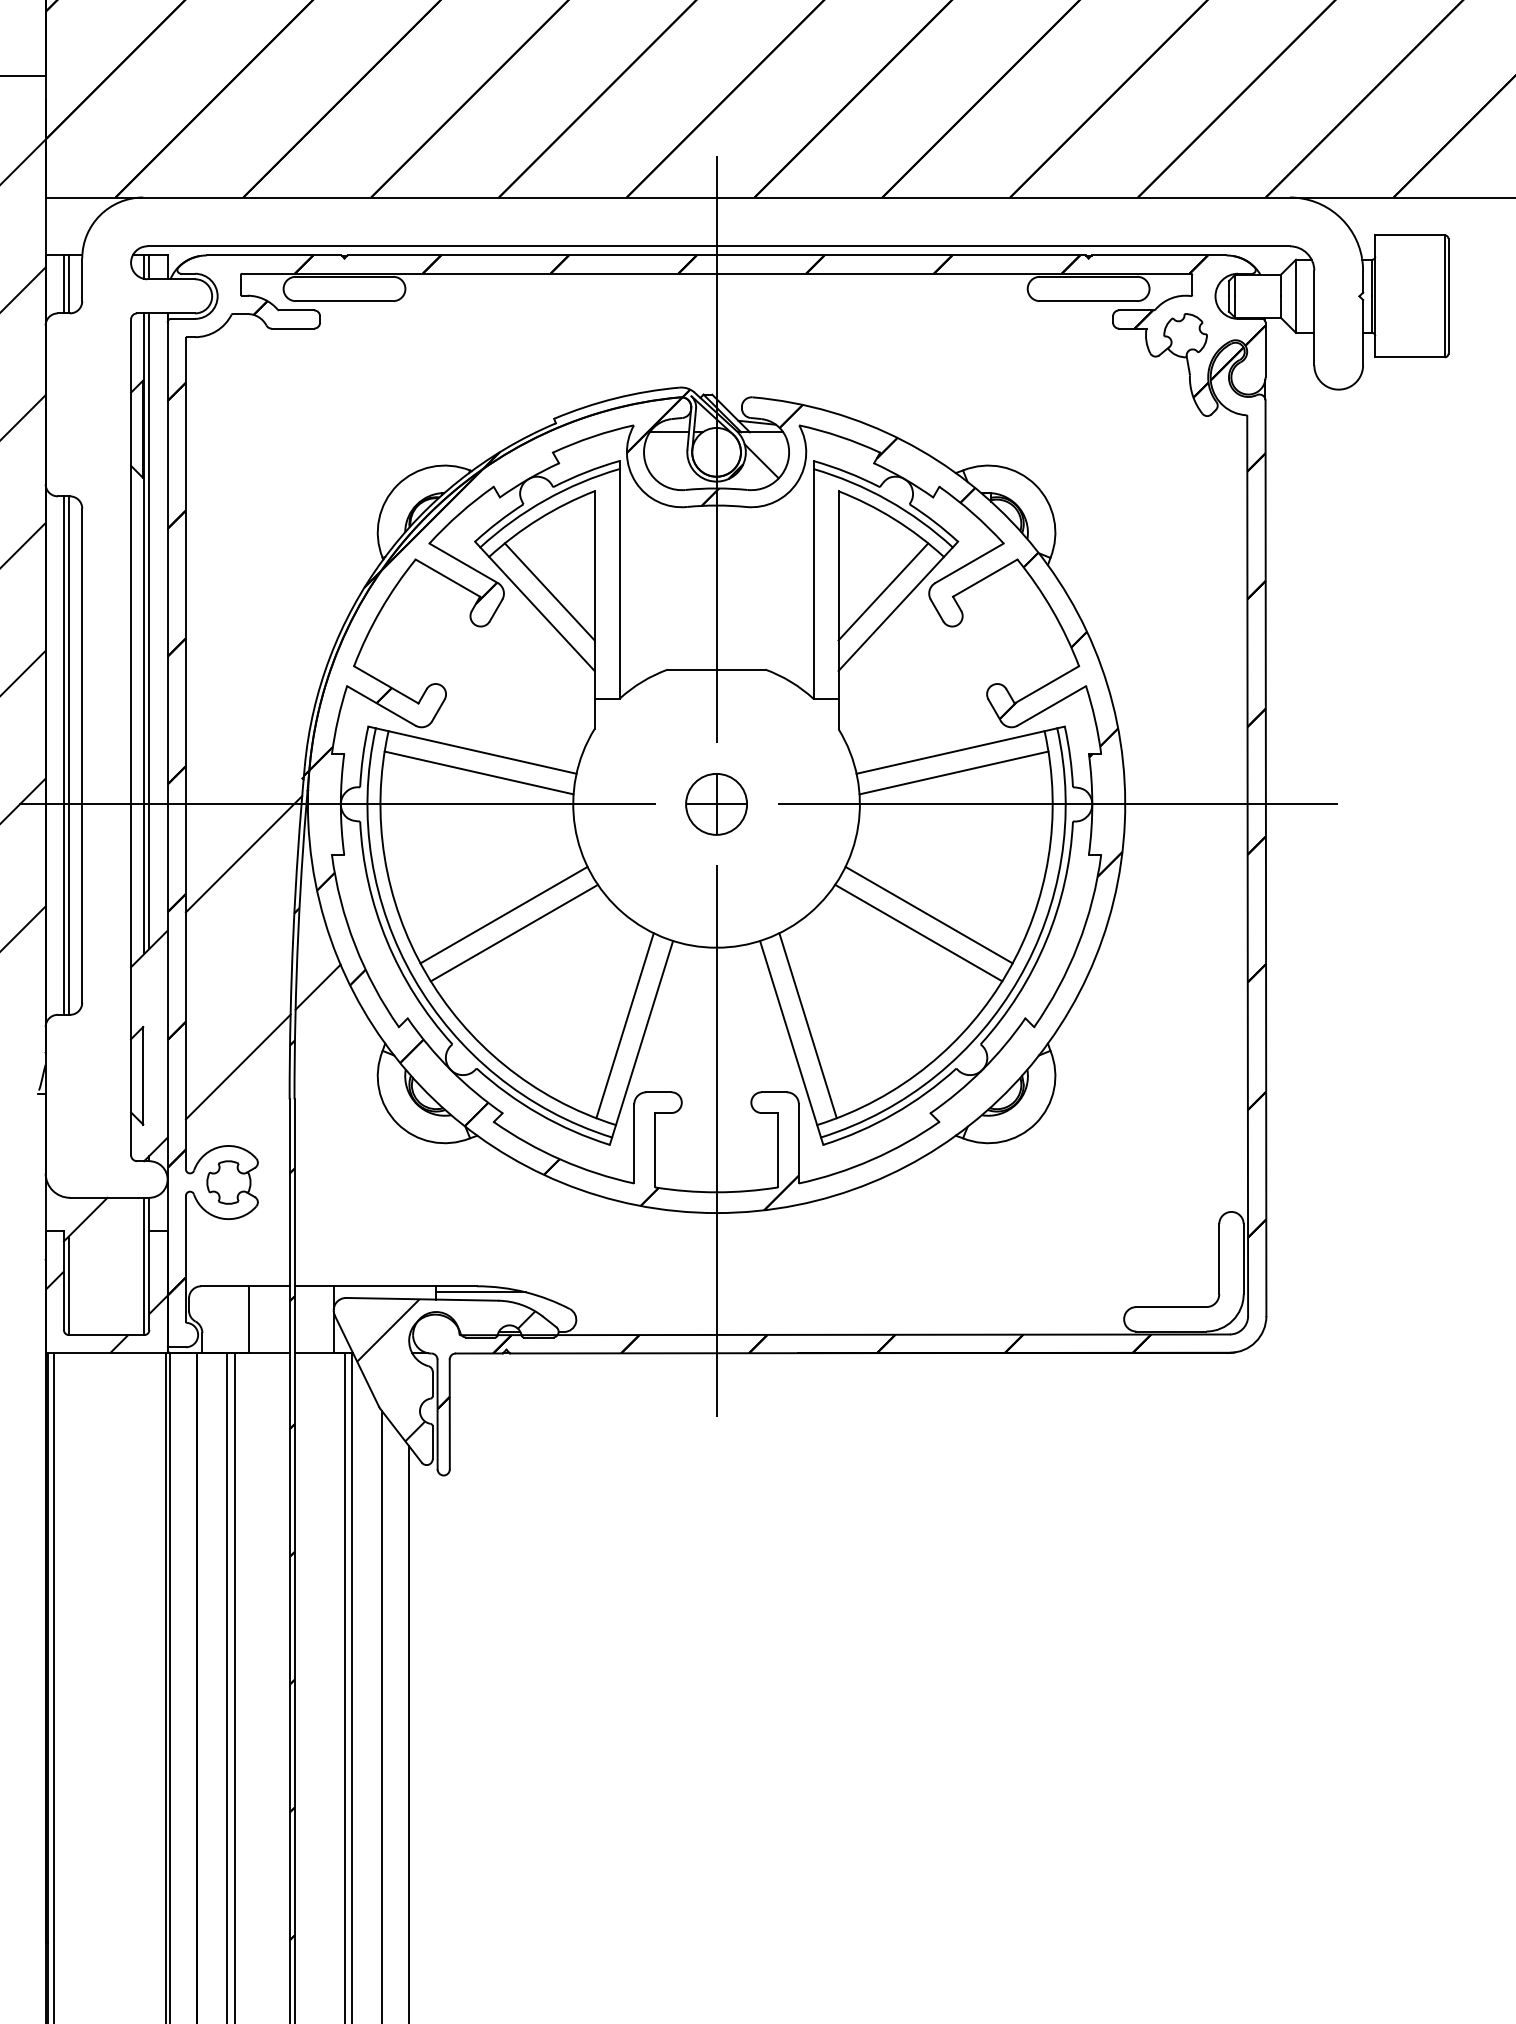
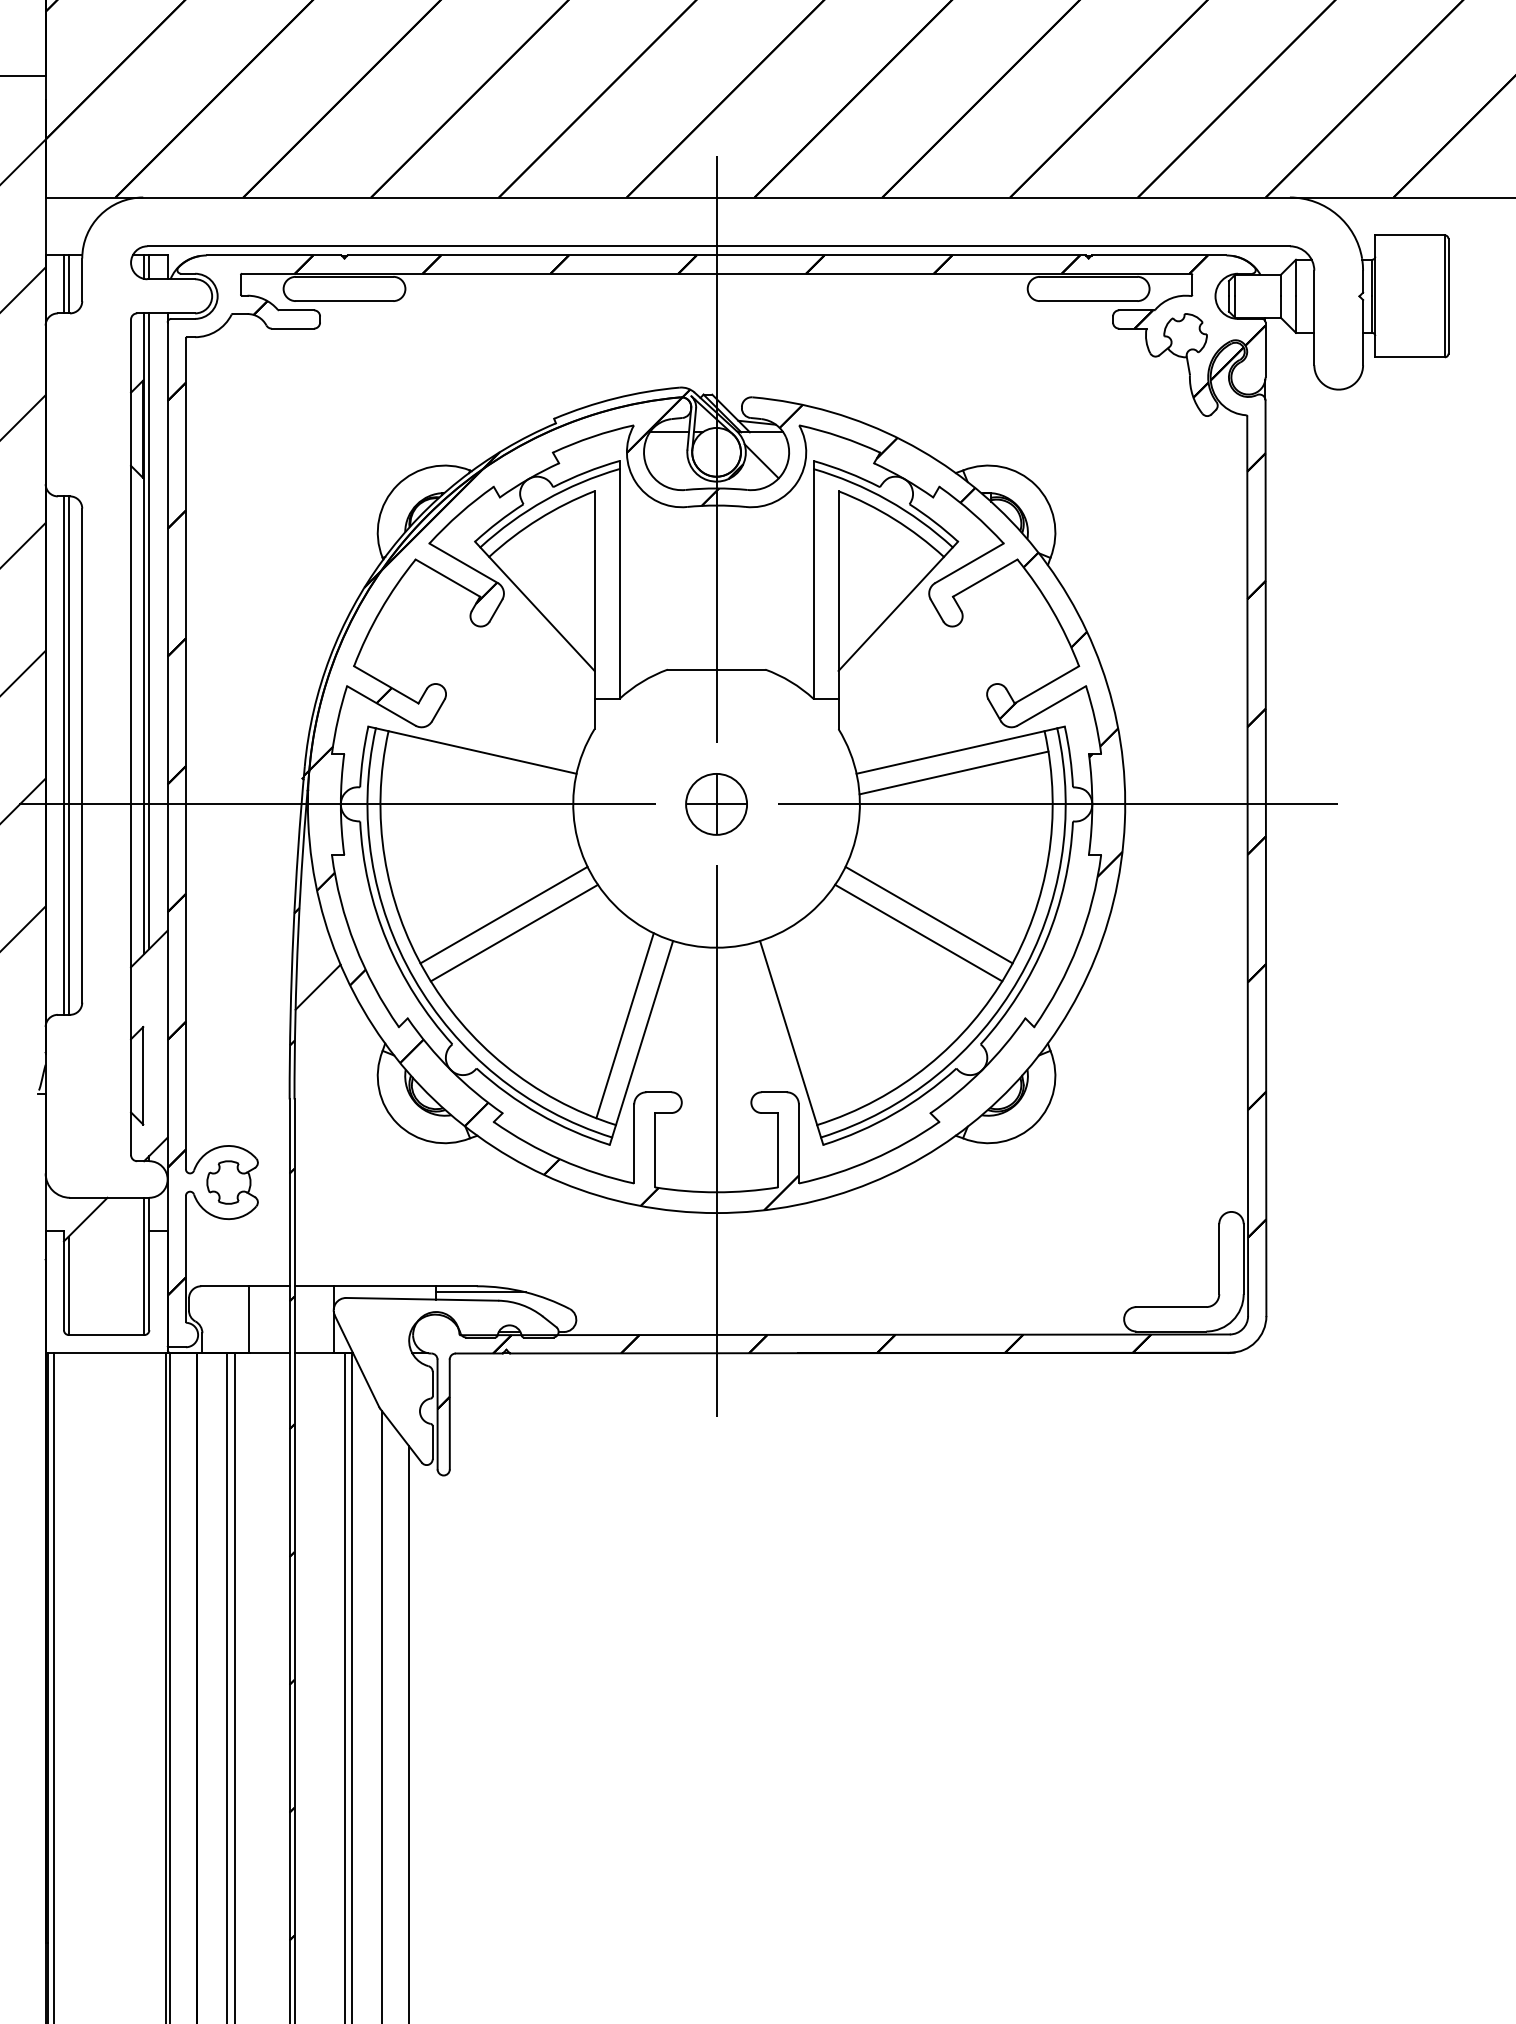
line: present -> none (549, 591)
line: present -> none (883, 591)
line: present -> none (478, 772)
line: present -> none (243, 854)
line: present -> none (807, 1025)
line: present -> none (237, 1066)
hatch: present -> none (106, 1312)
hatch: present -> none (446, 1370)
